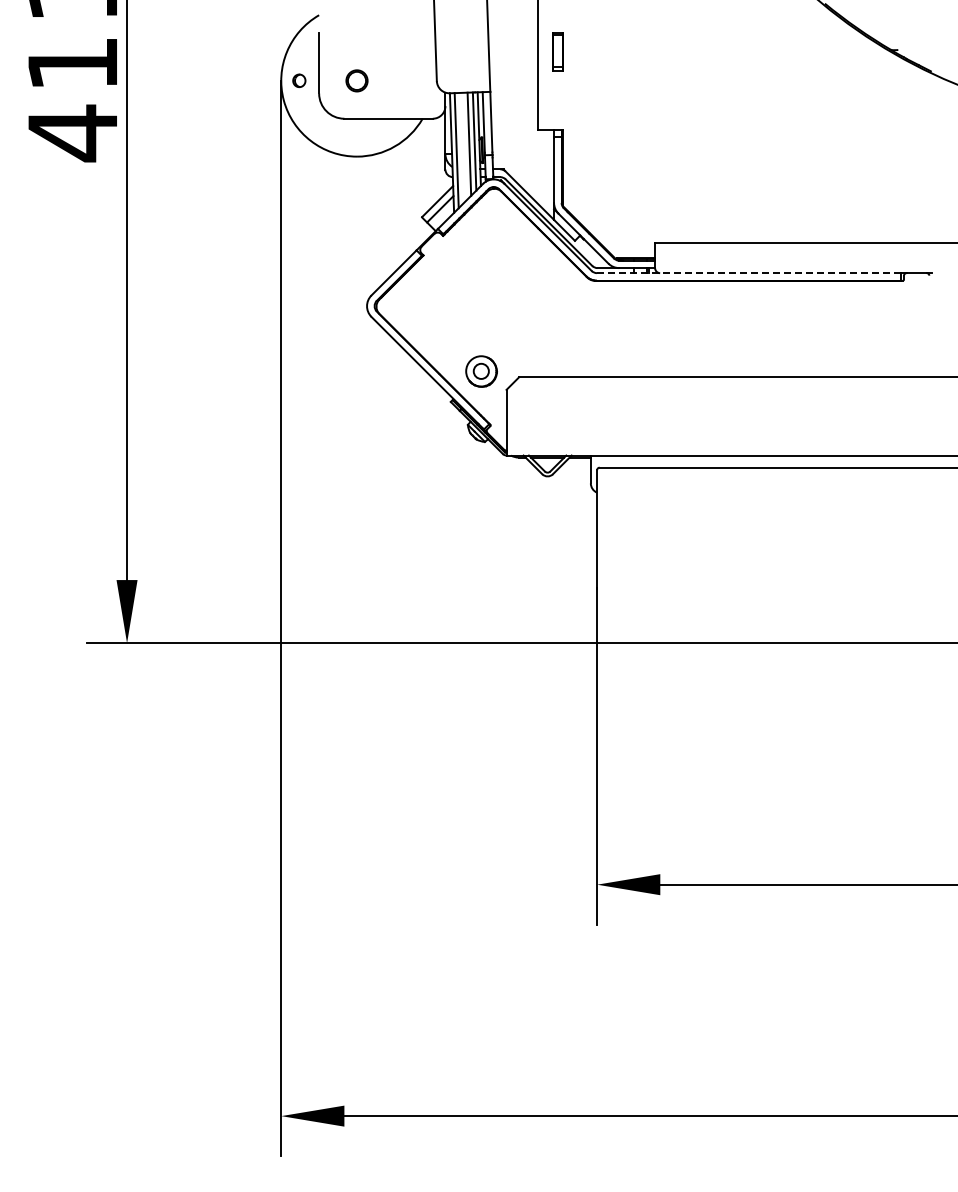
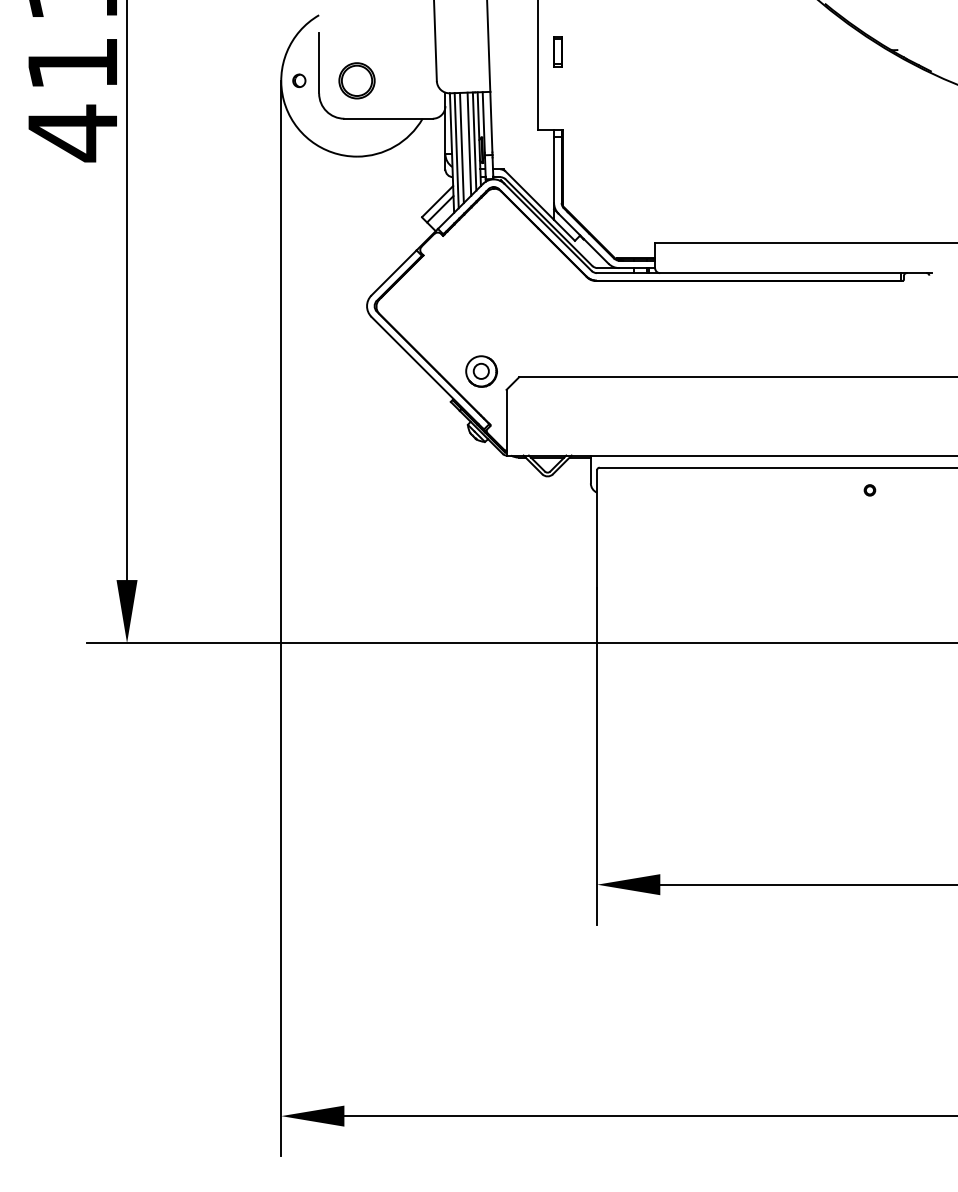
part size: 12x40 px -> 10x32 px (557, 51)
part size: 24x24 px -> 38x38 px (356, 80)
line: none -> present (461, 147)
line: dashed -> solid (748, 273)
part: none -> present (869, 490)
